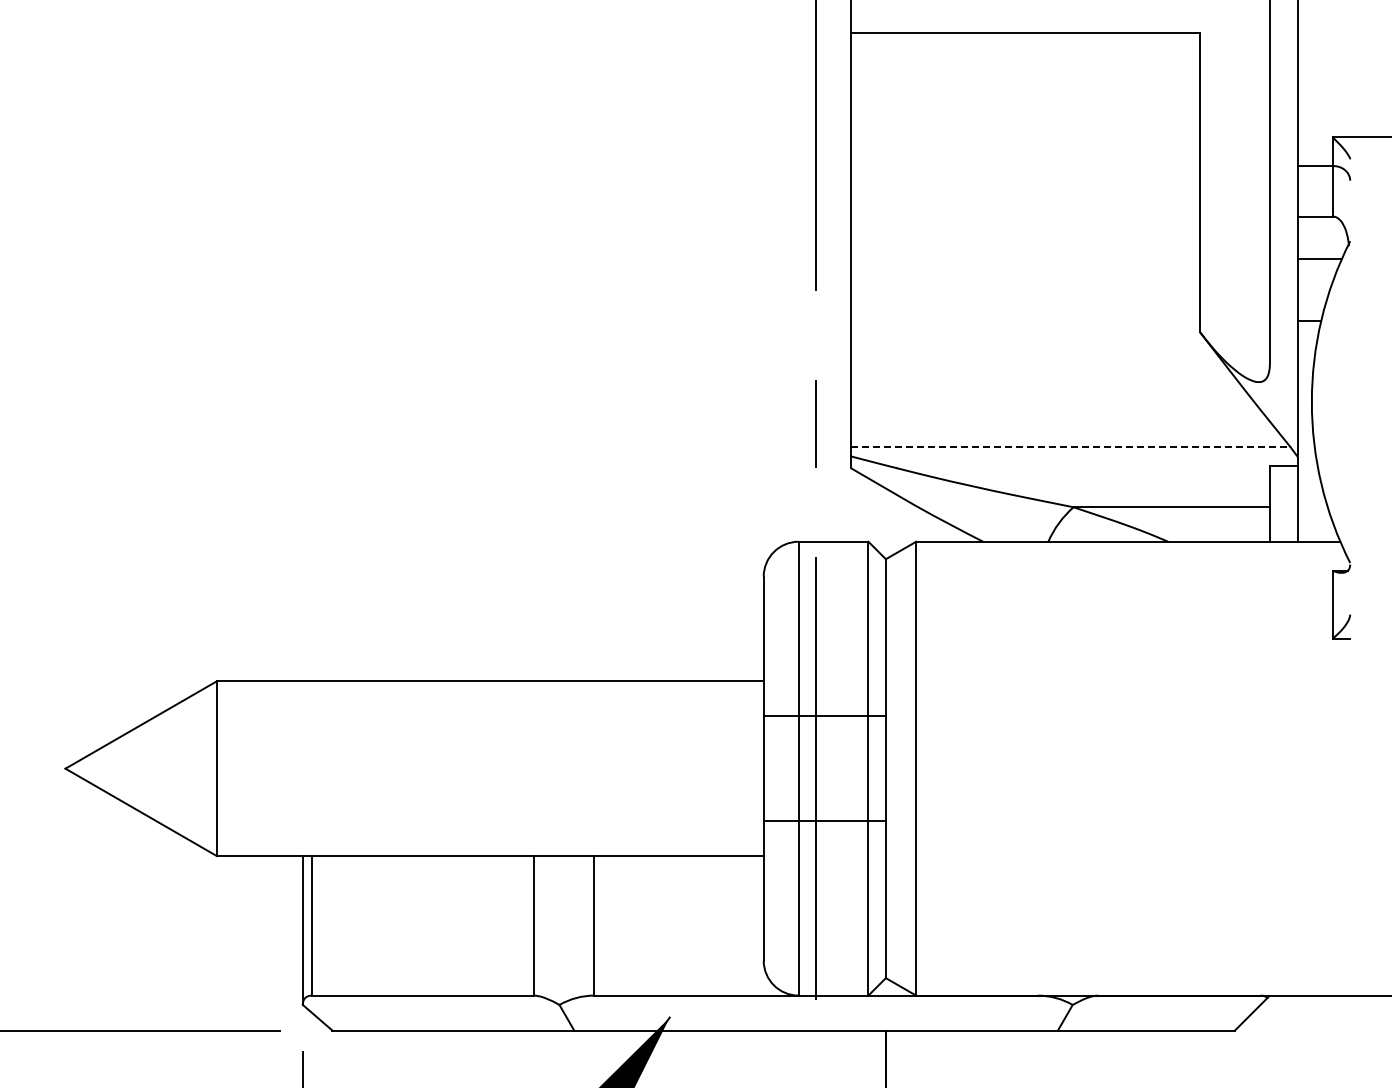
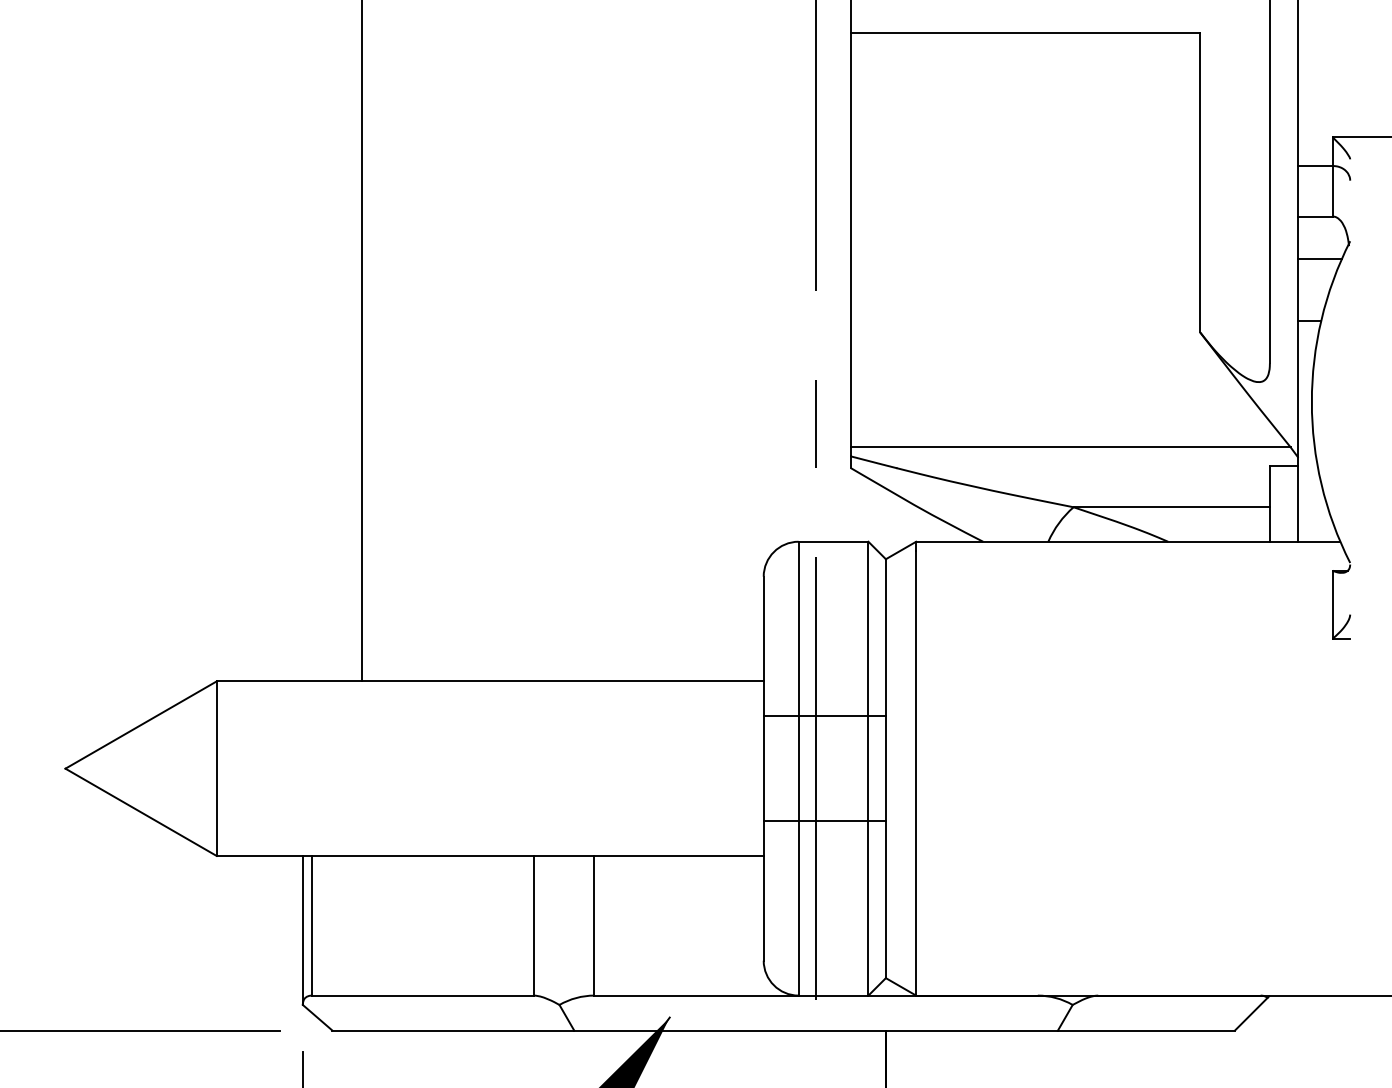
line: none -> present (362, 341)
line: dashed -> solid (1070, 447)
